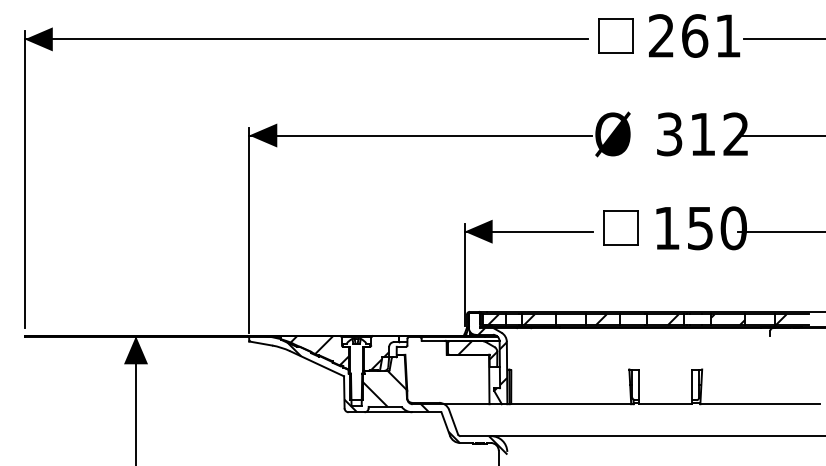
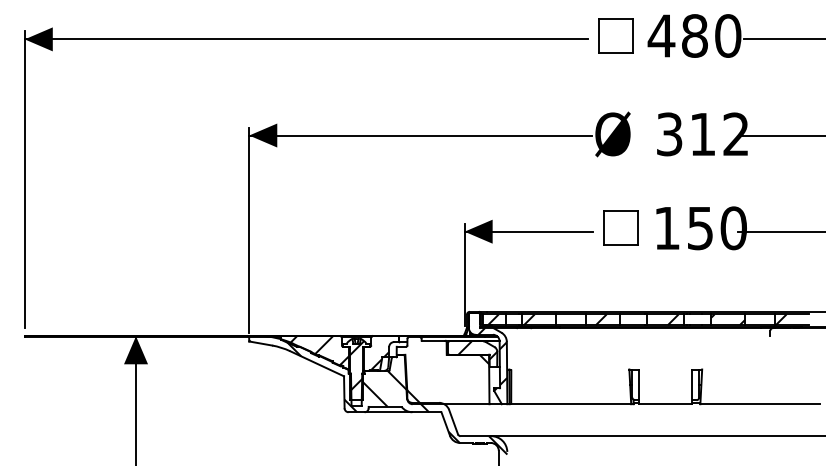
text: 261 -> 480 (694, 35)
hatch: none -> present (356, 366)
hatch: none -> present (448, 379)
